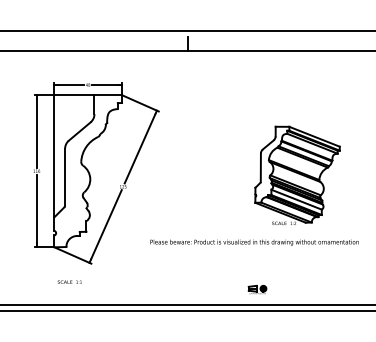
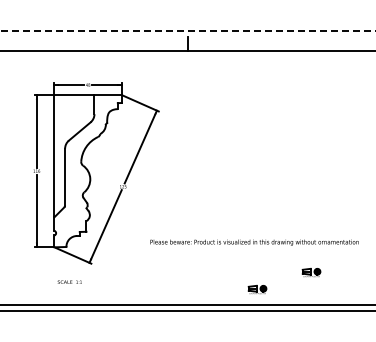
line: solid -> dashed (188, 30)
part: present -> none (297, 174)
part: none -> present (311, 272)
